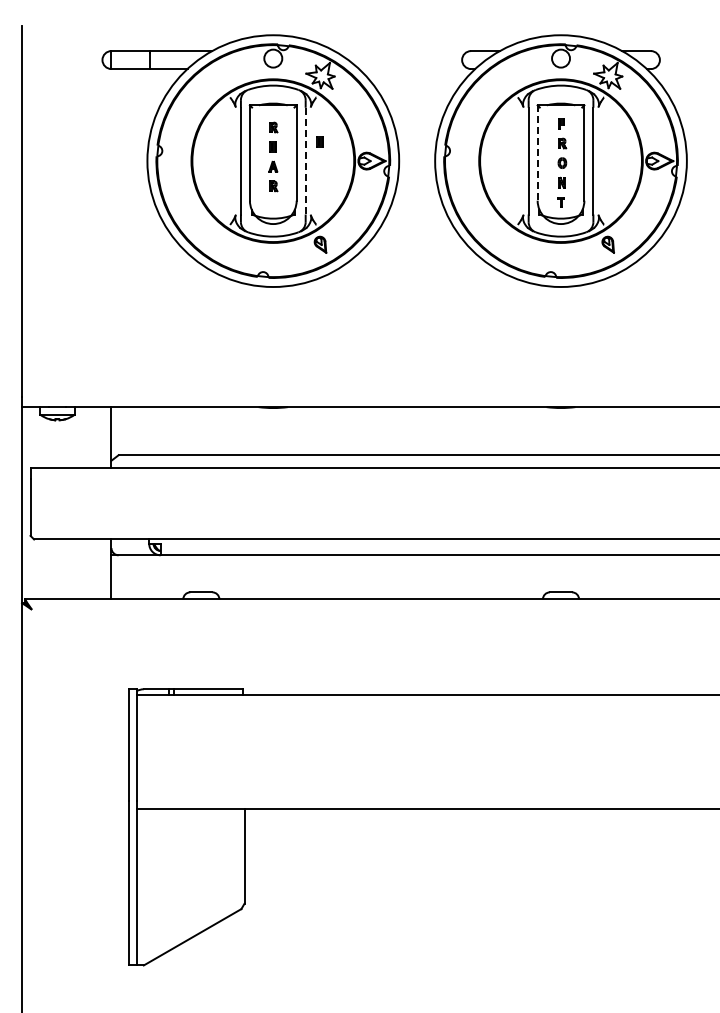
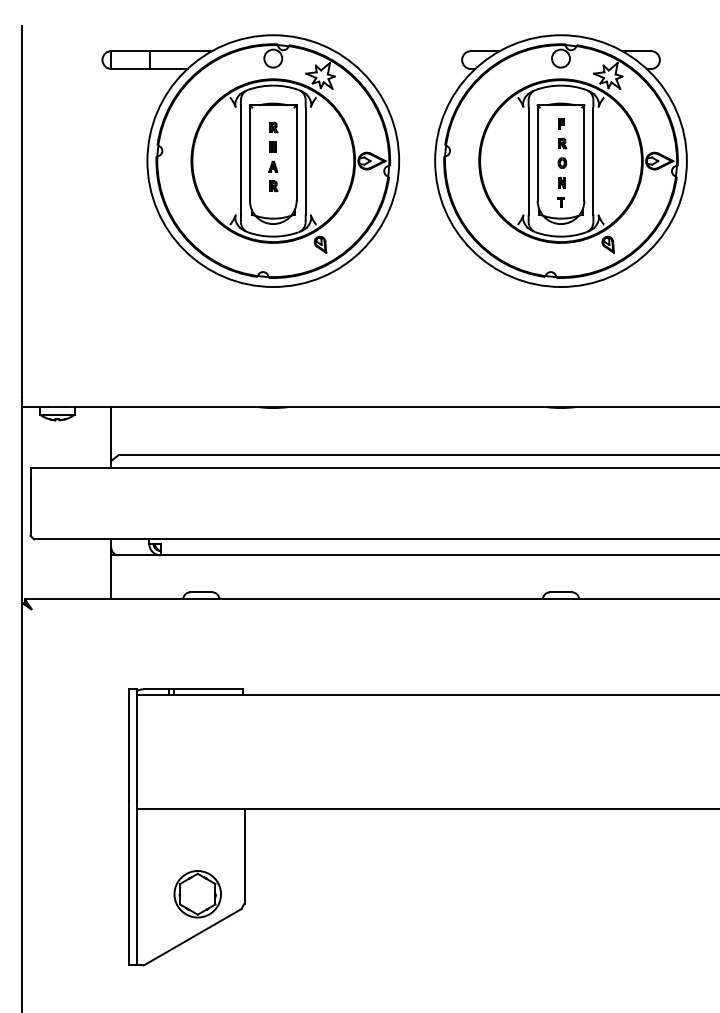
part: present -> none (319, 141)
line: dashed -> solid (537, 153)
line: dashed -> solid (305, 161)
part: none -> present (197, 894)
